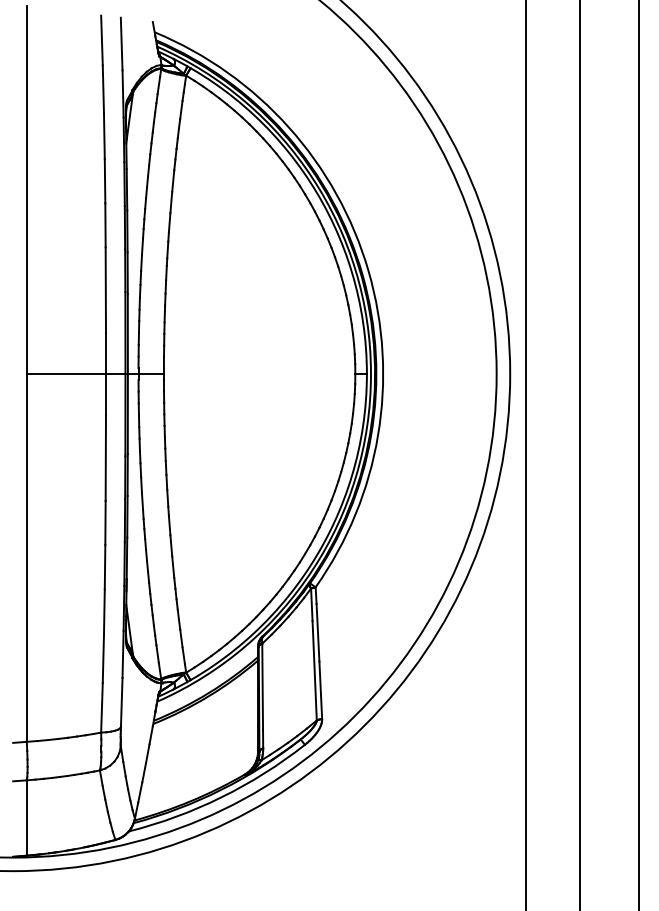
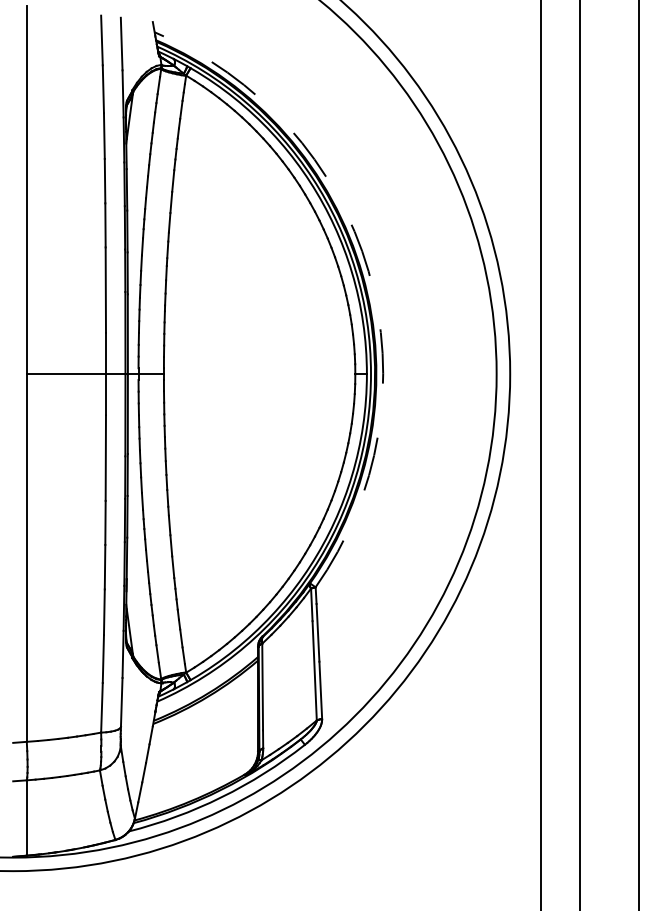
arc: solid -> dashed (368, 271)
line position: (525, 454) -> (540, 454) (540, 454)
